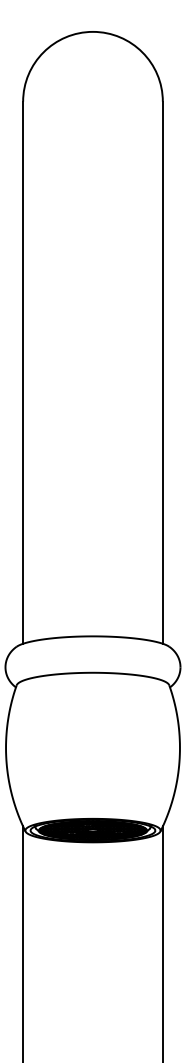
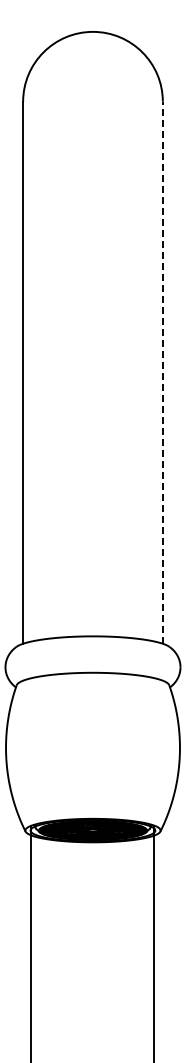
line: solid -> dashed (162, 372)
line position: (23, 942) -> (31, 942) (31, 942)
line position: (162, 942) -> (153, 942) (153, 942)
